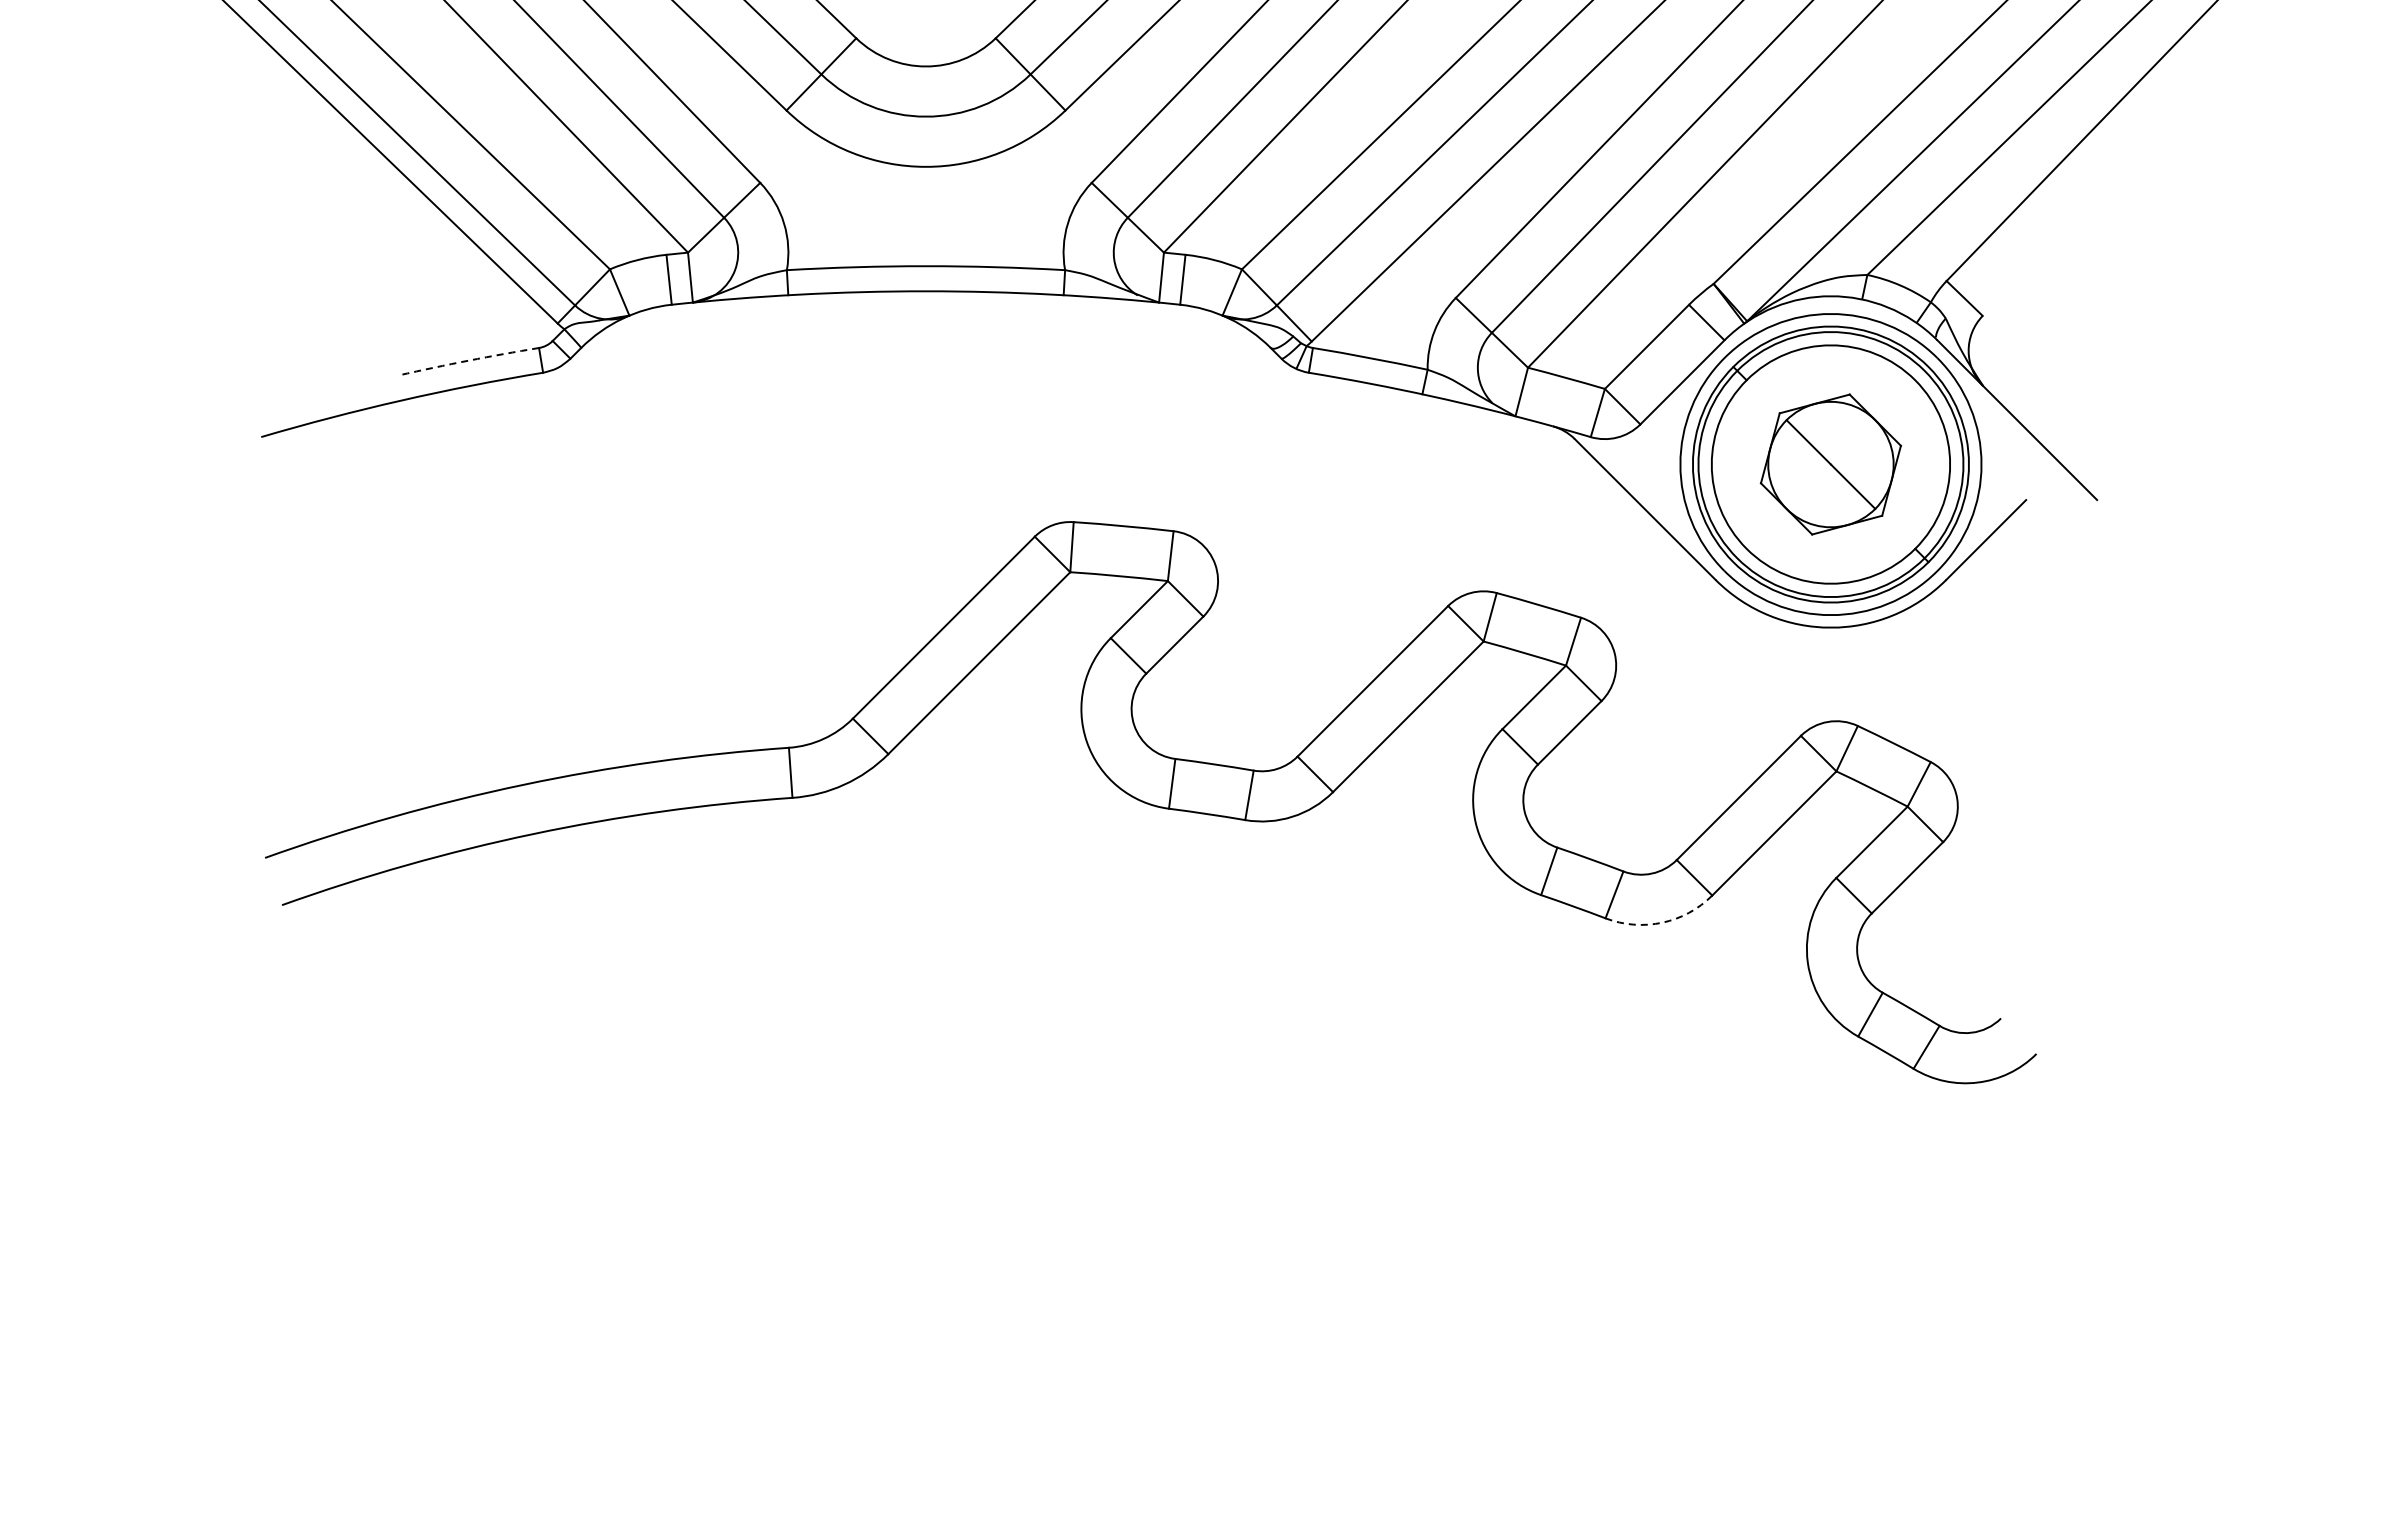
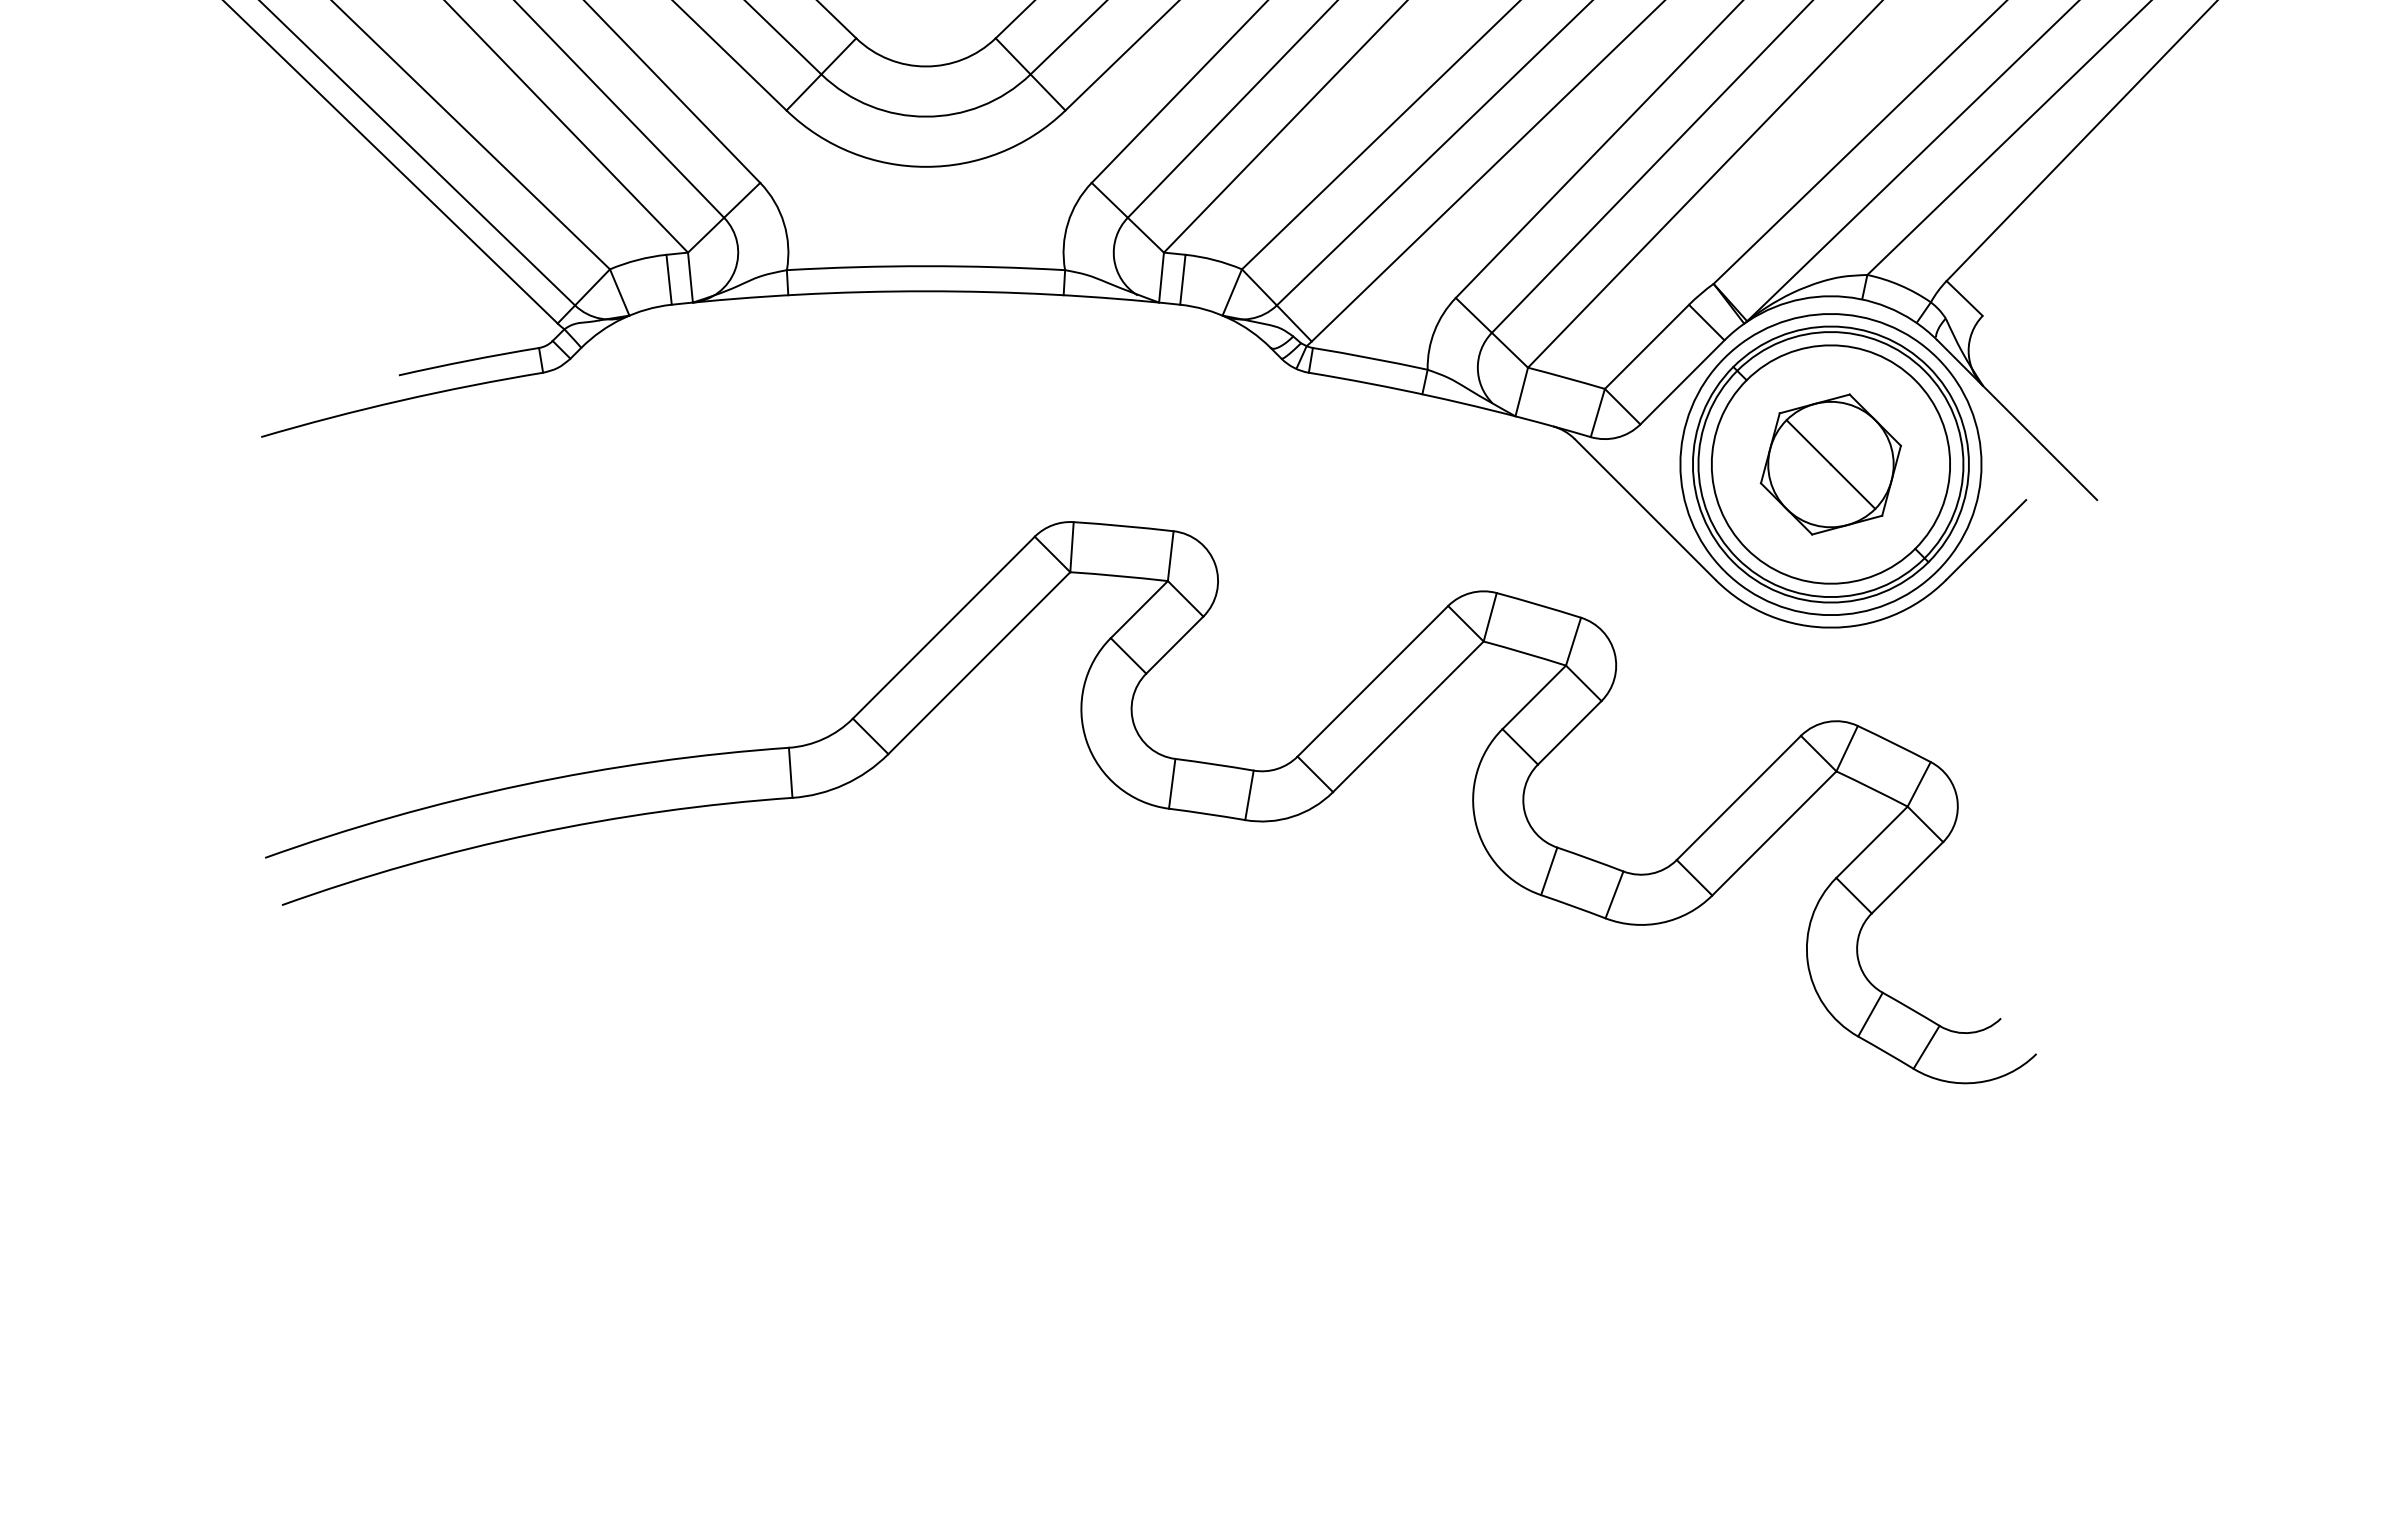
arc: dashed -> solid (468, 360)
arc: dashed -> solid (1662, 922)
